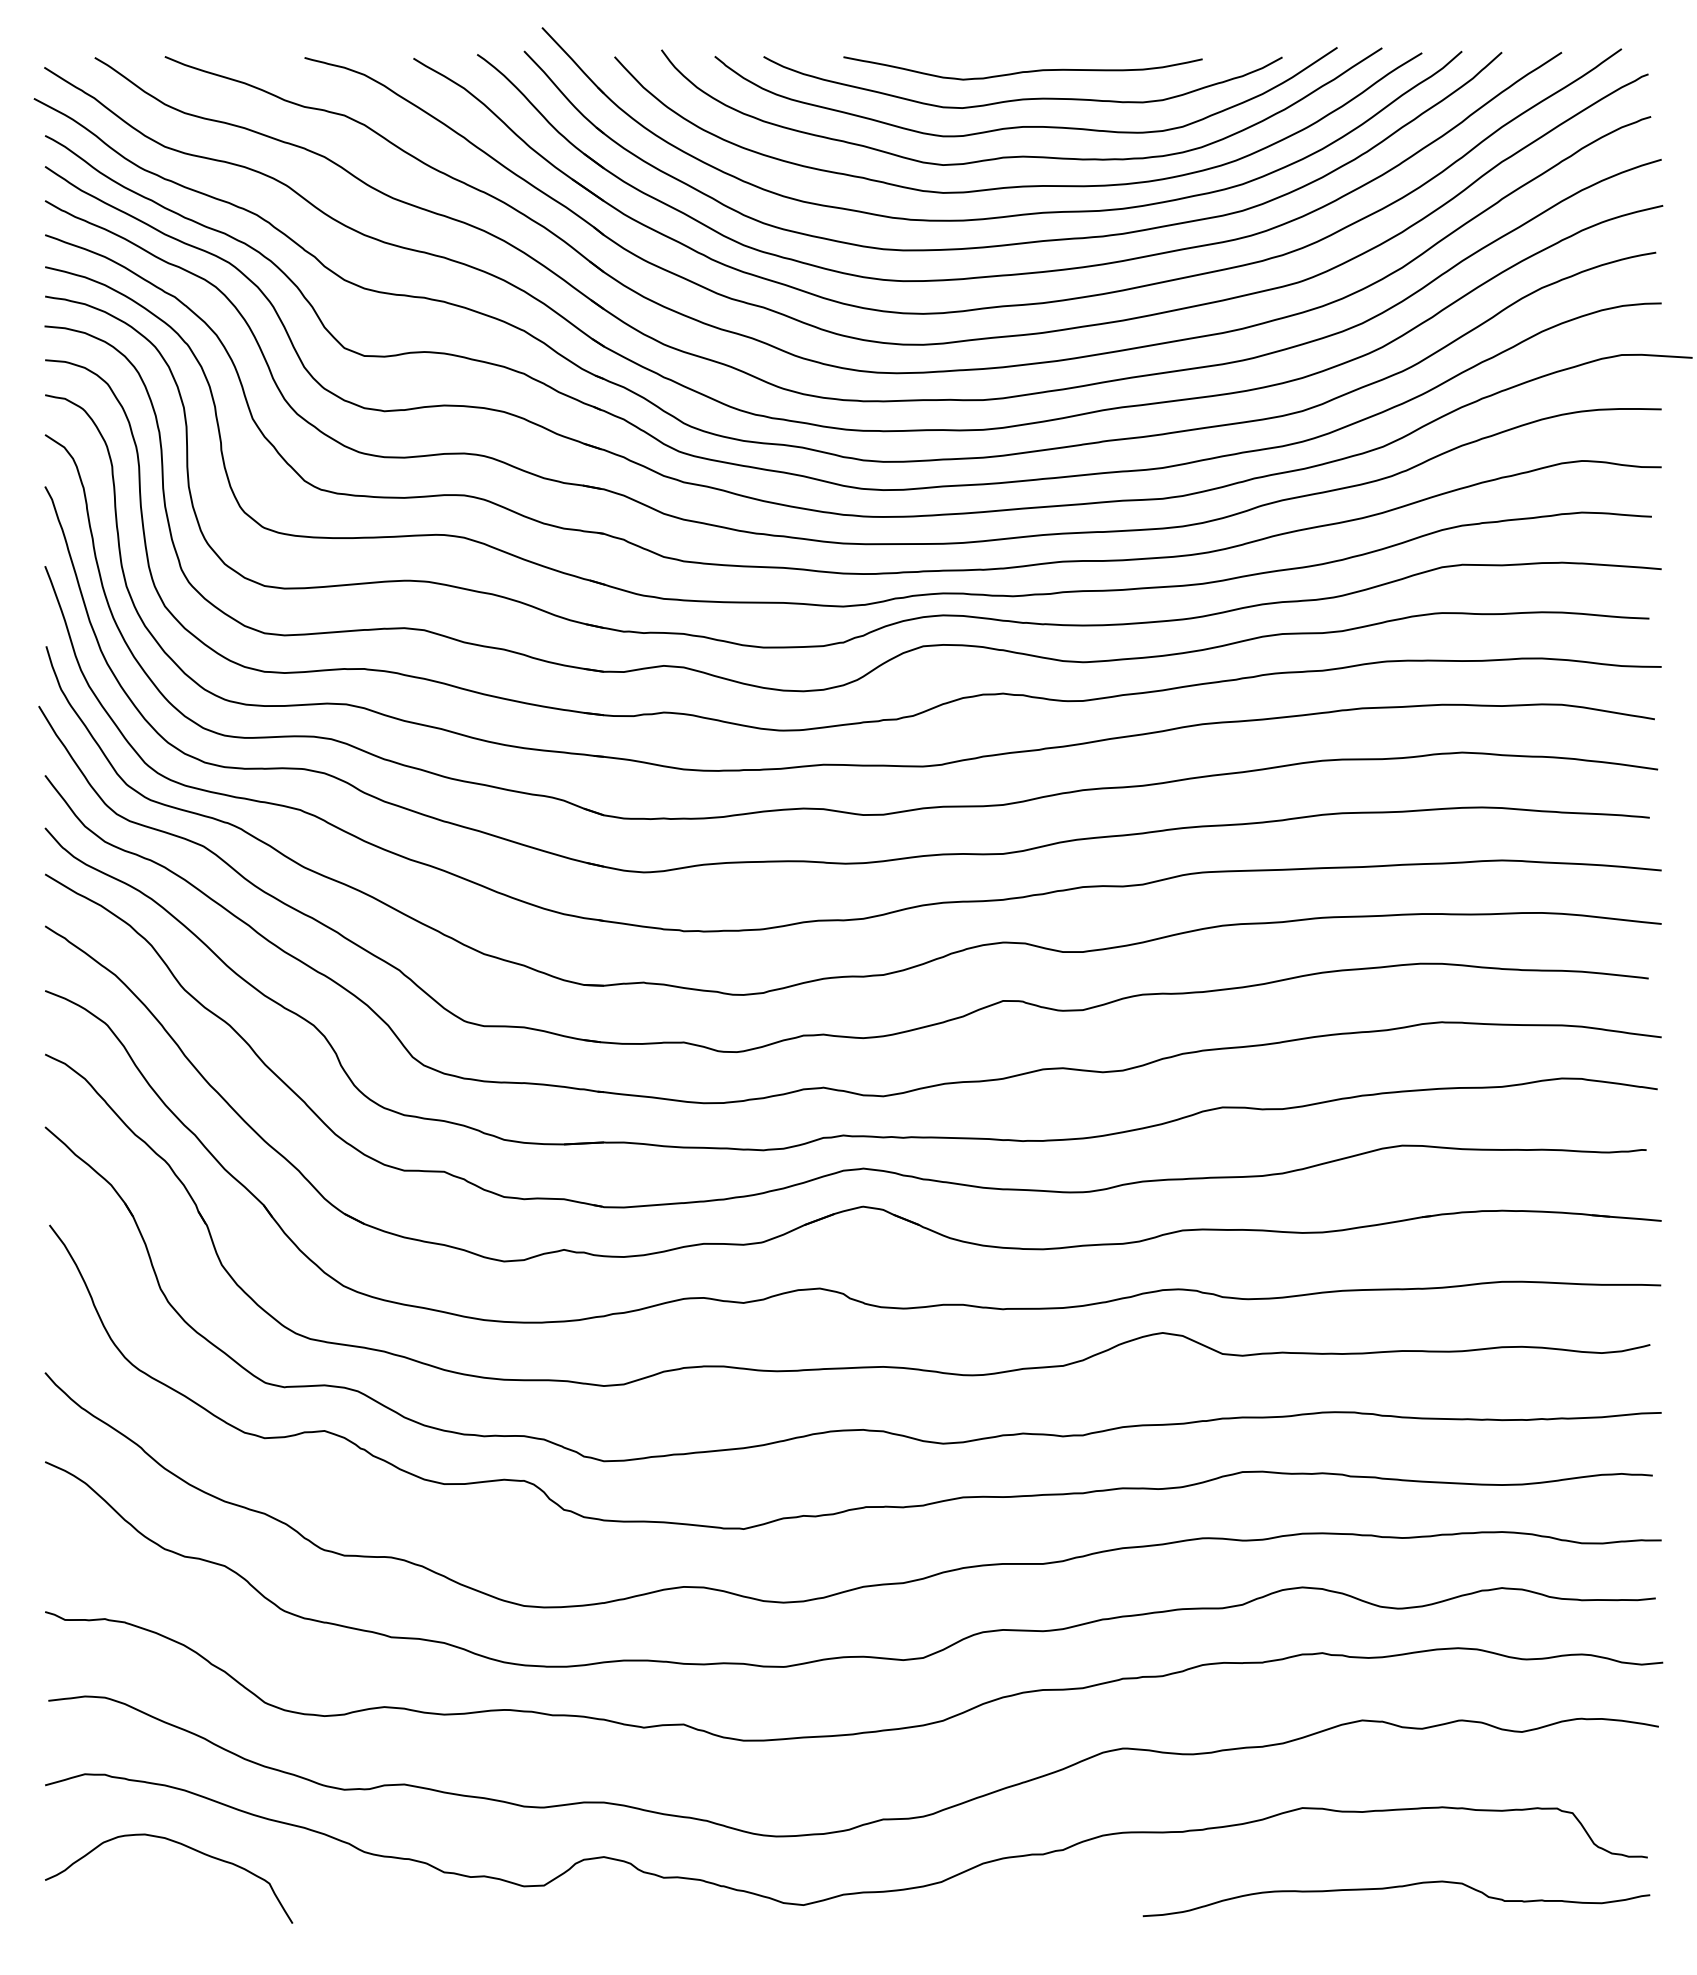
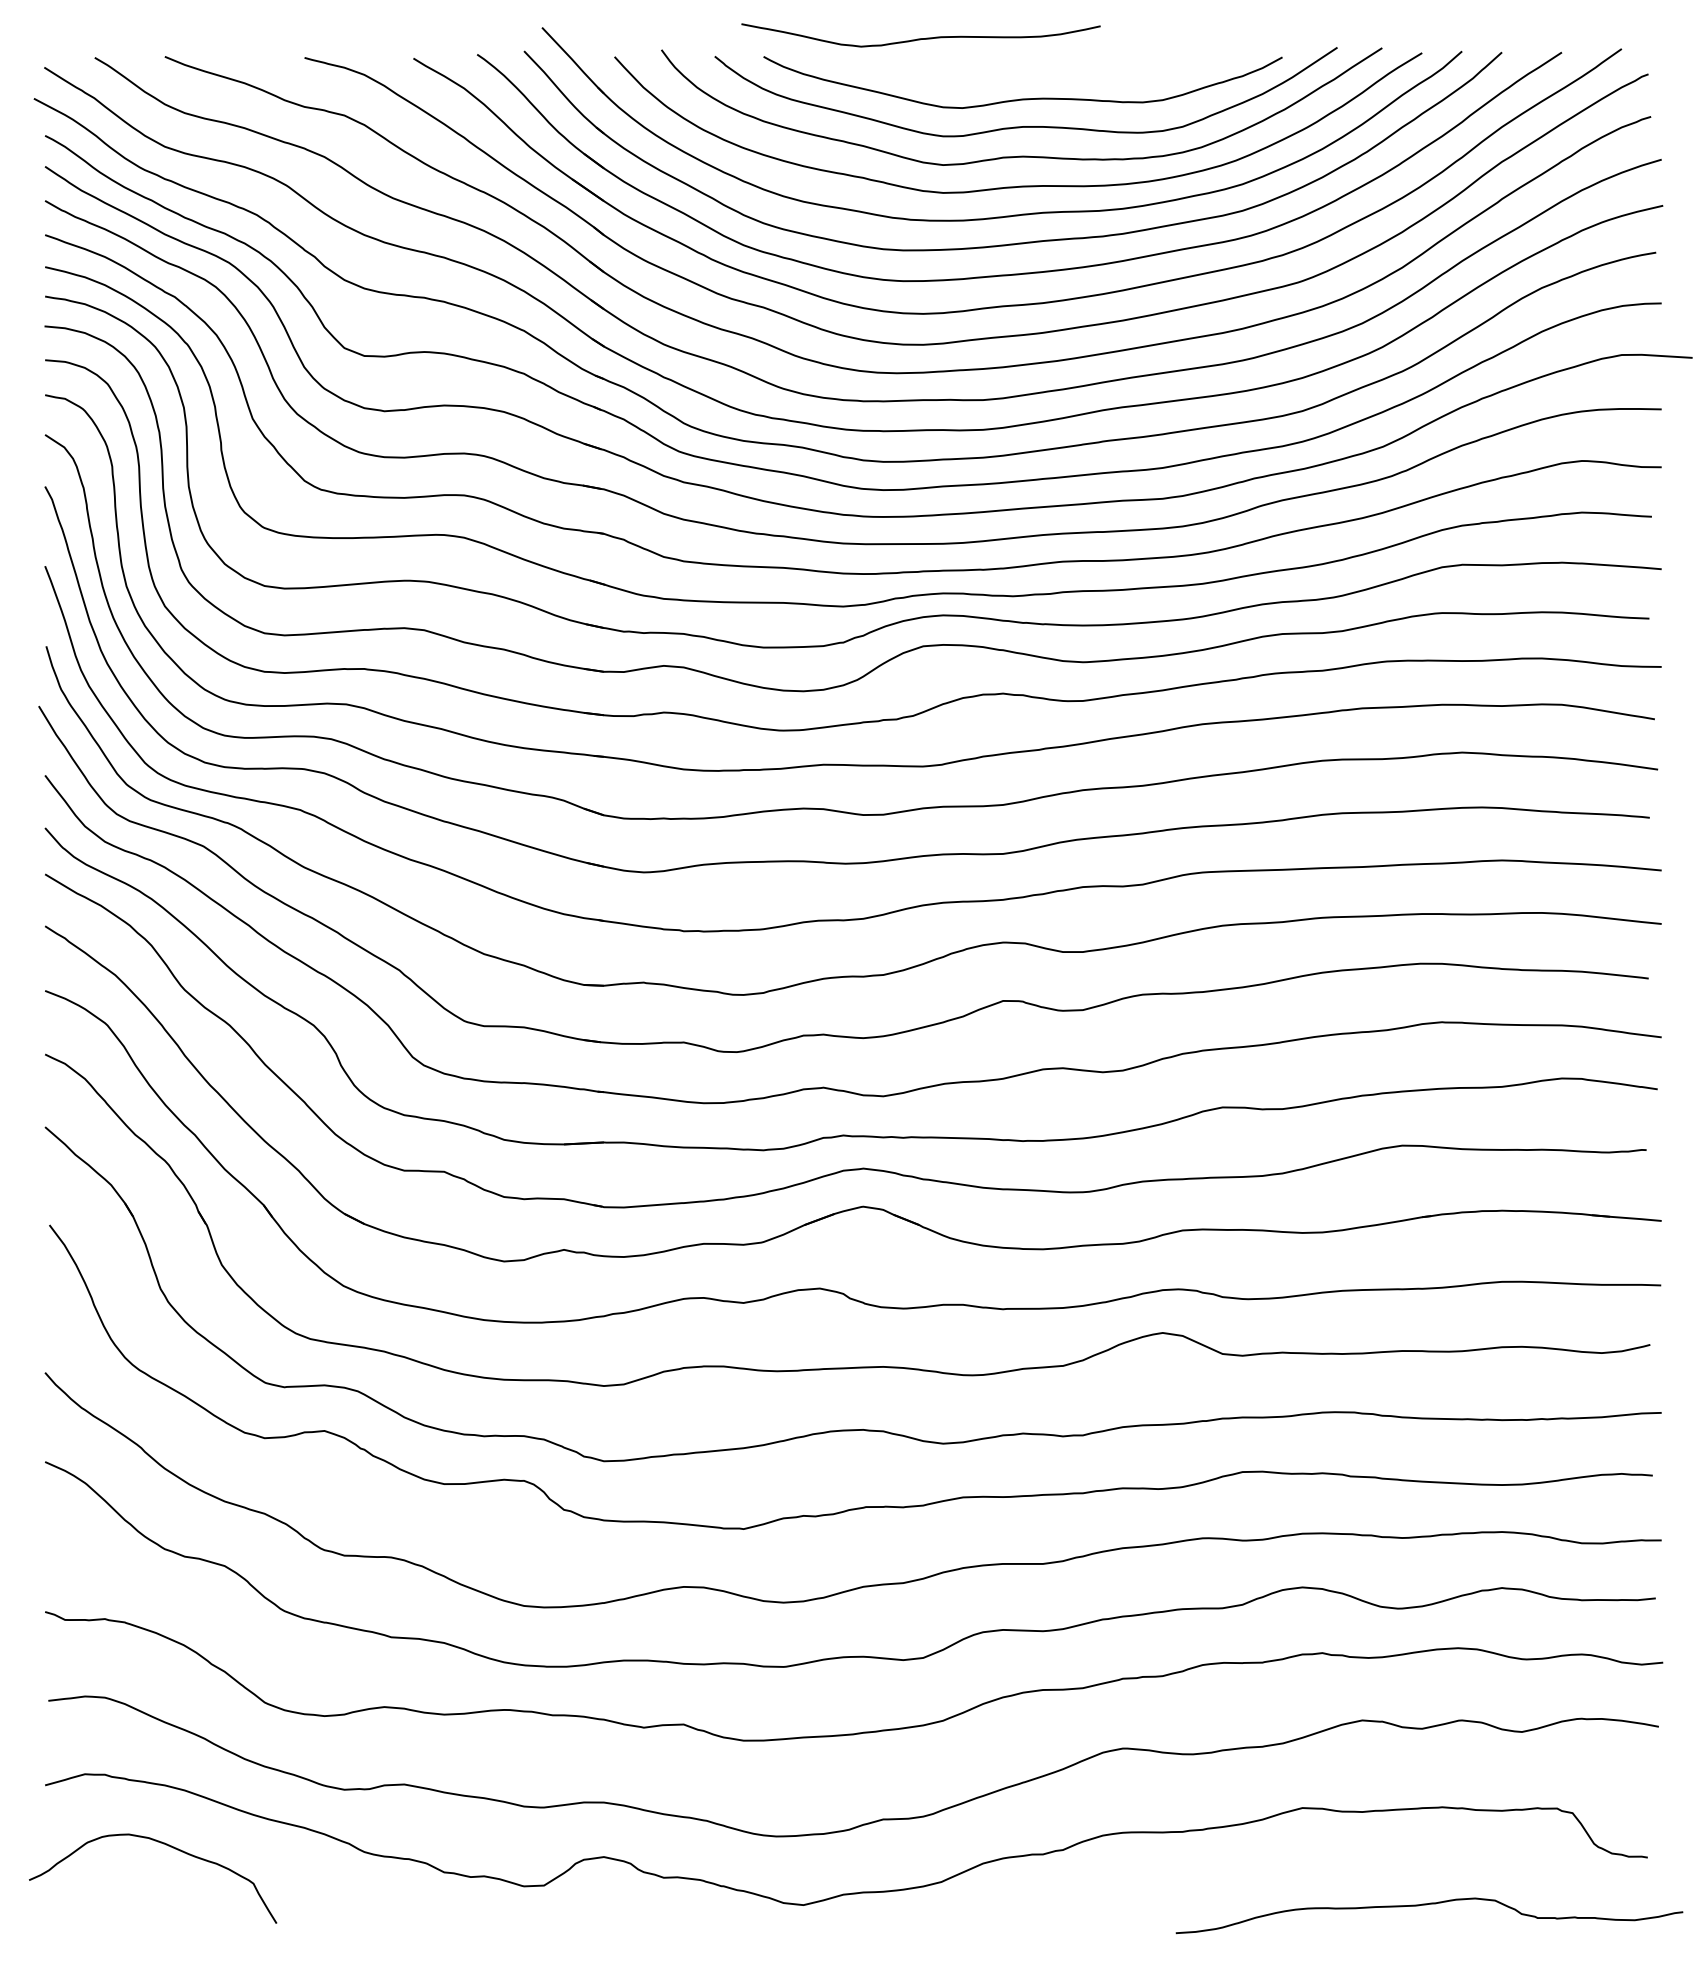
curve position: (1022, 71) -> (920, 38) (920, 38)
curve position: (184, 1846) -> (168, 1846) (168, 1846)
curve position: (1393, 1888) -> (1426, 1905) (1426, 1905)
